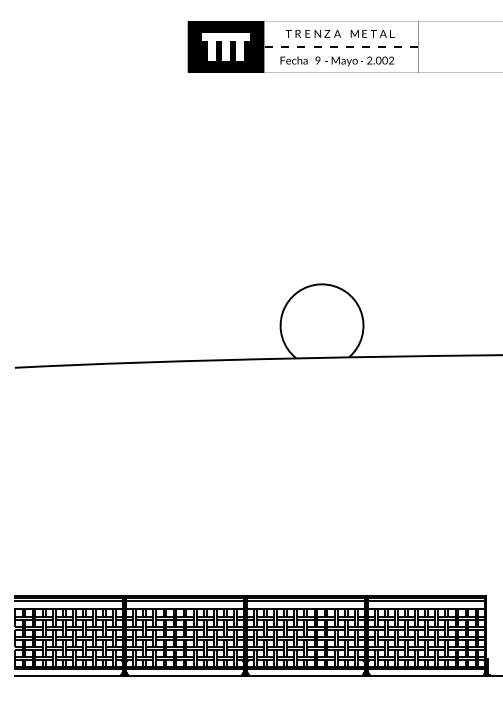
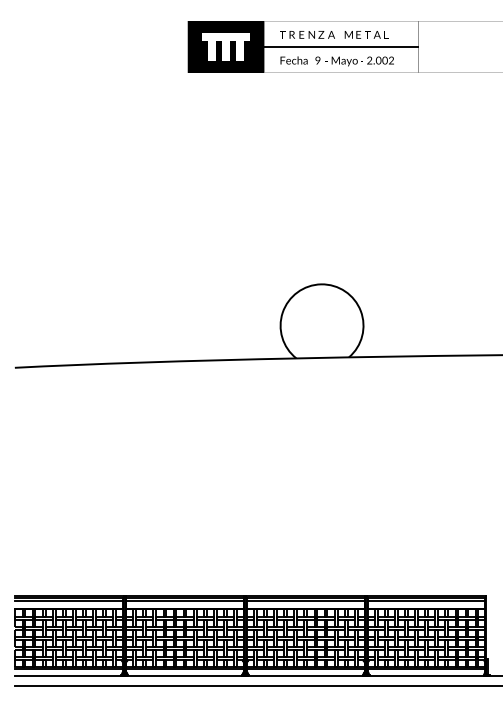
text position: (340, 33) -> (334, 34) (334, 34)
line: dashed -> solid (341, 46)
line: none -> present (256, 685)
